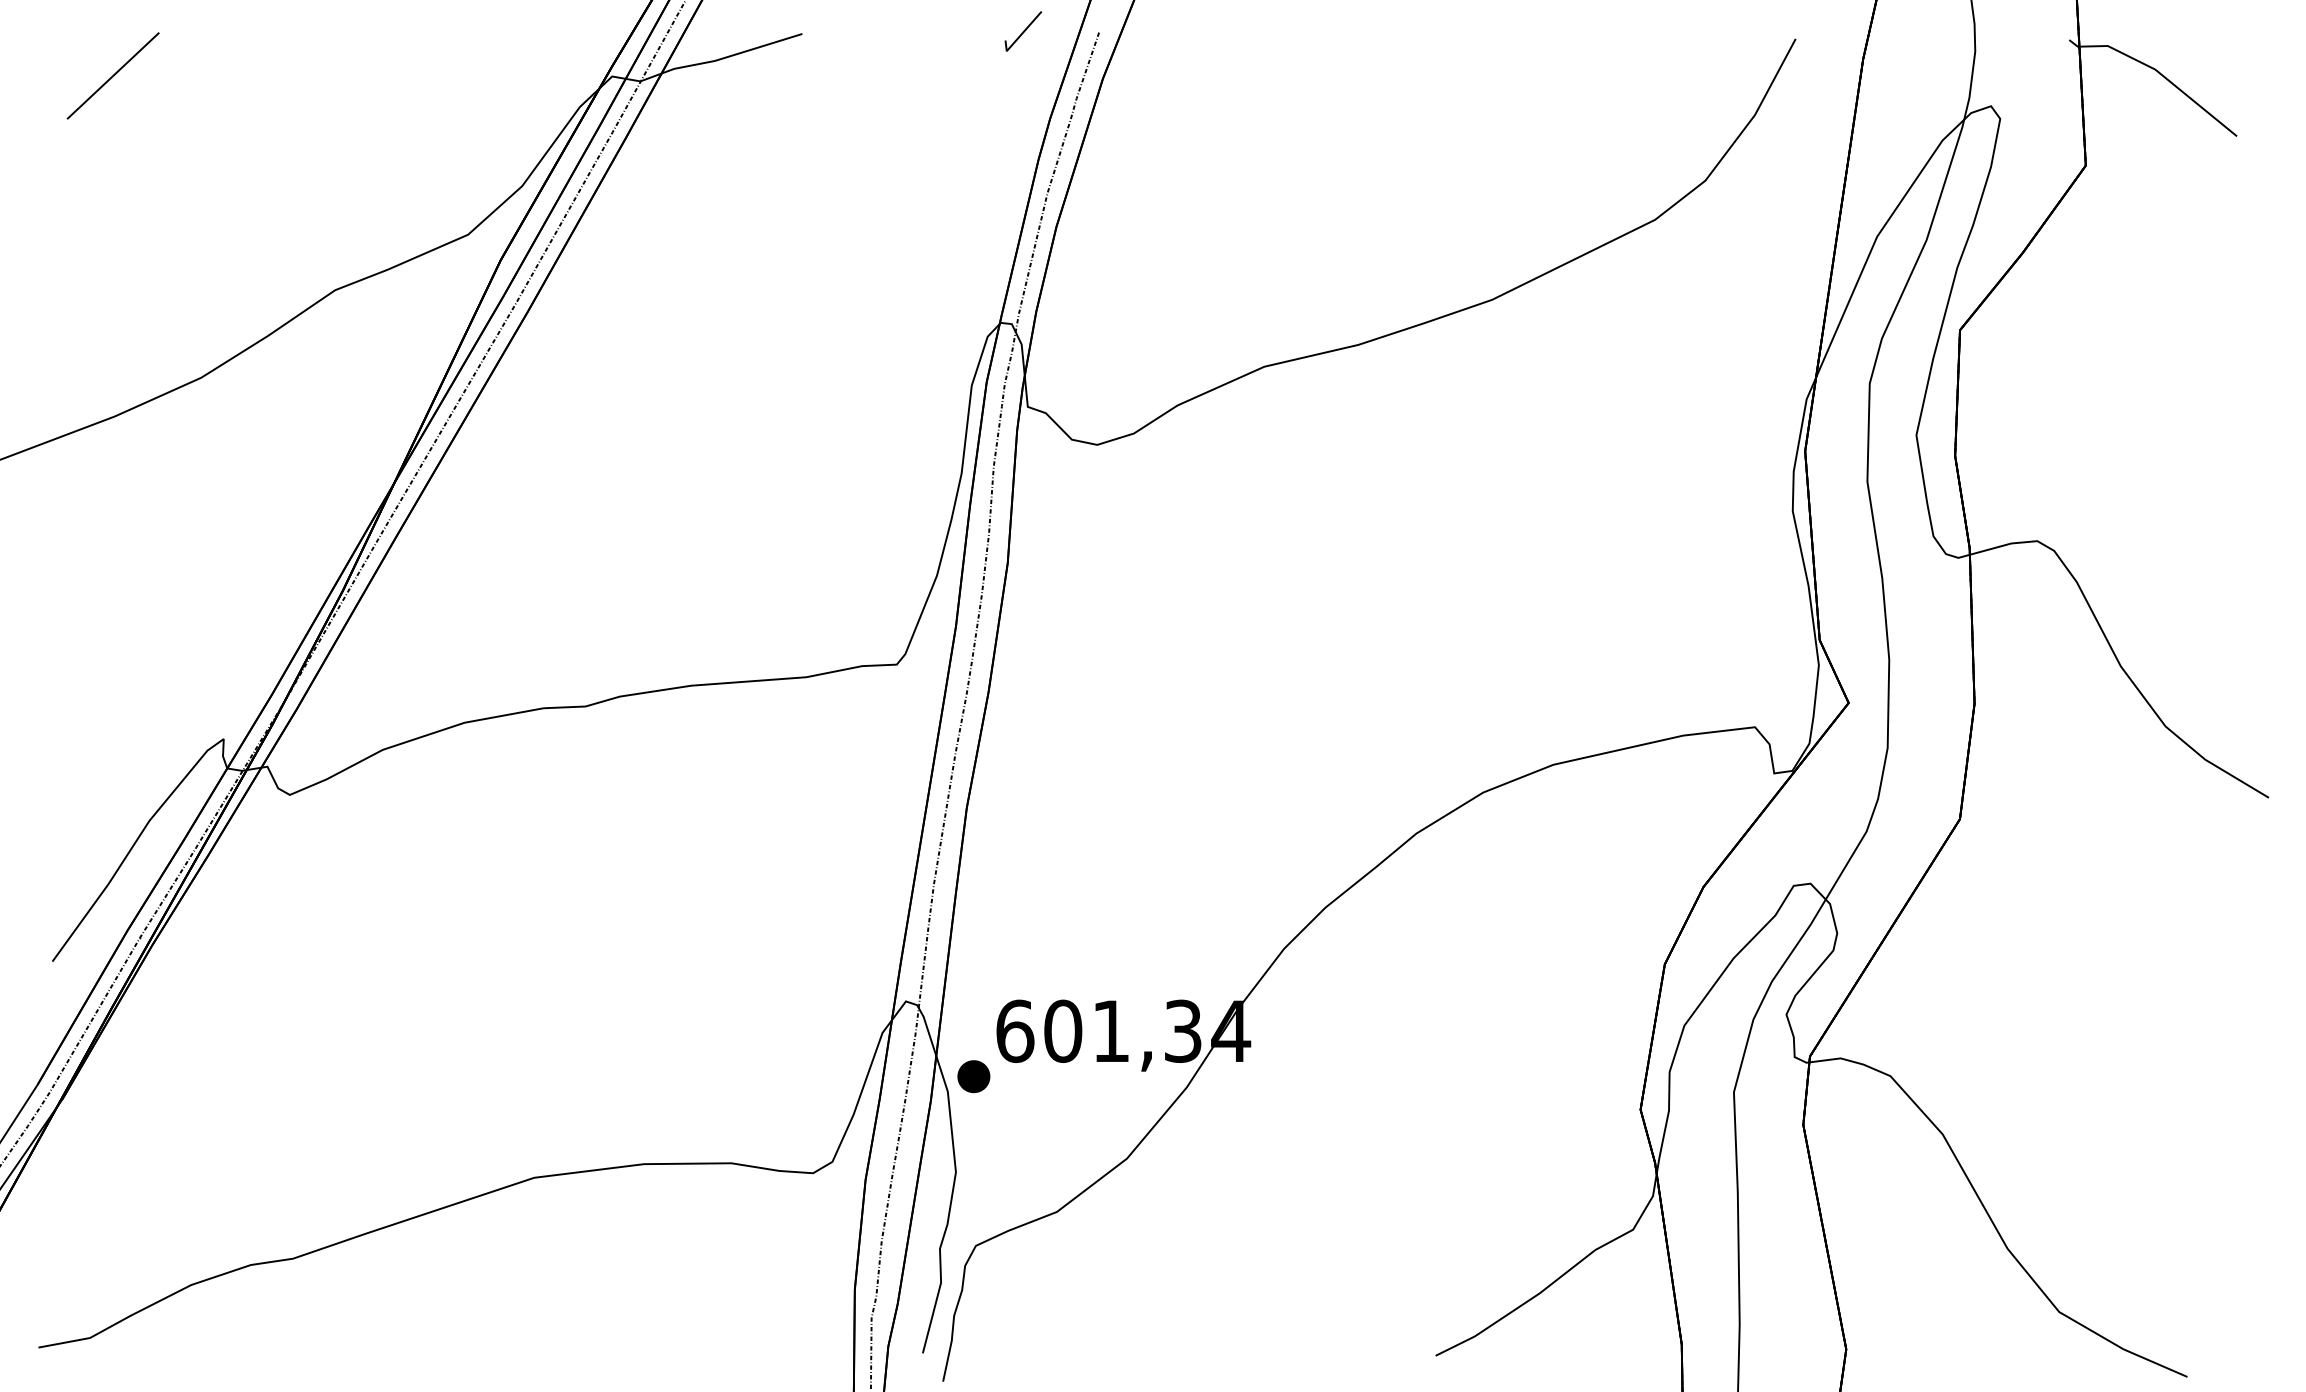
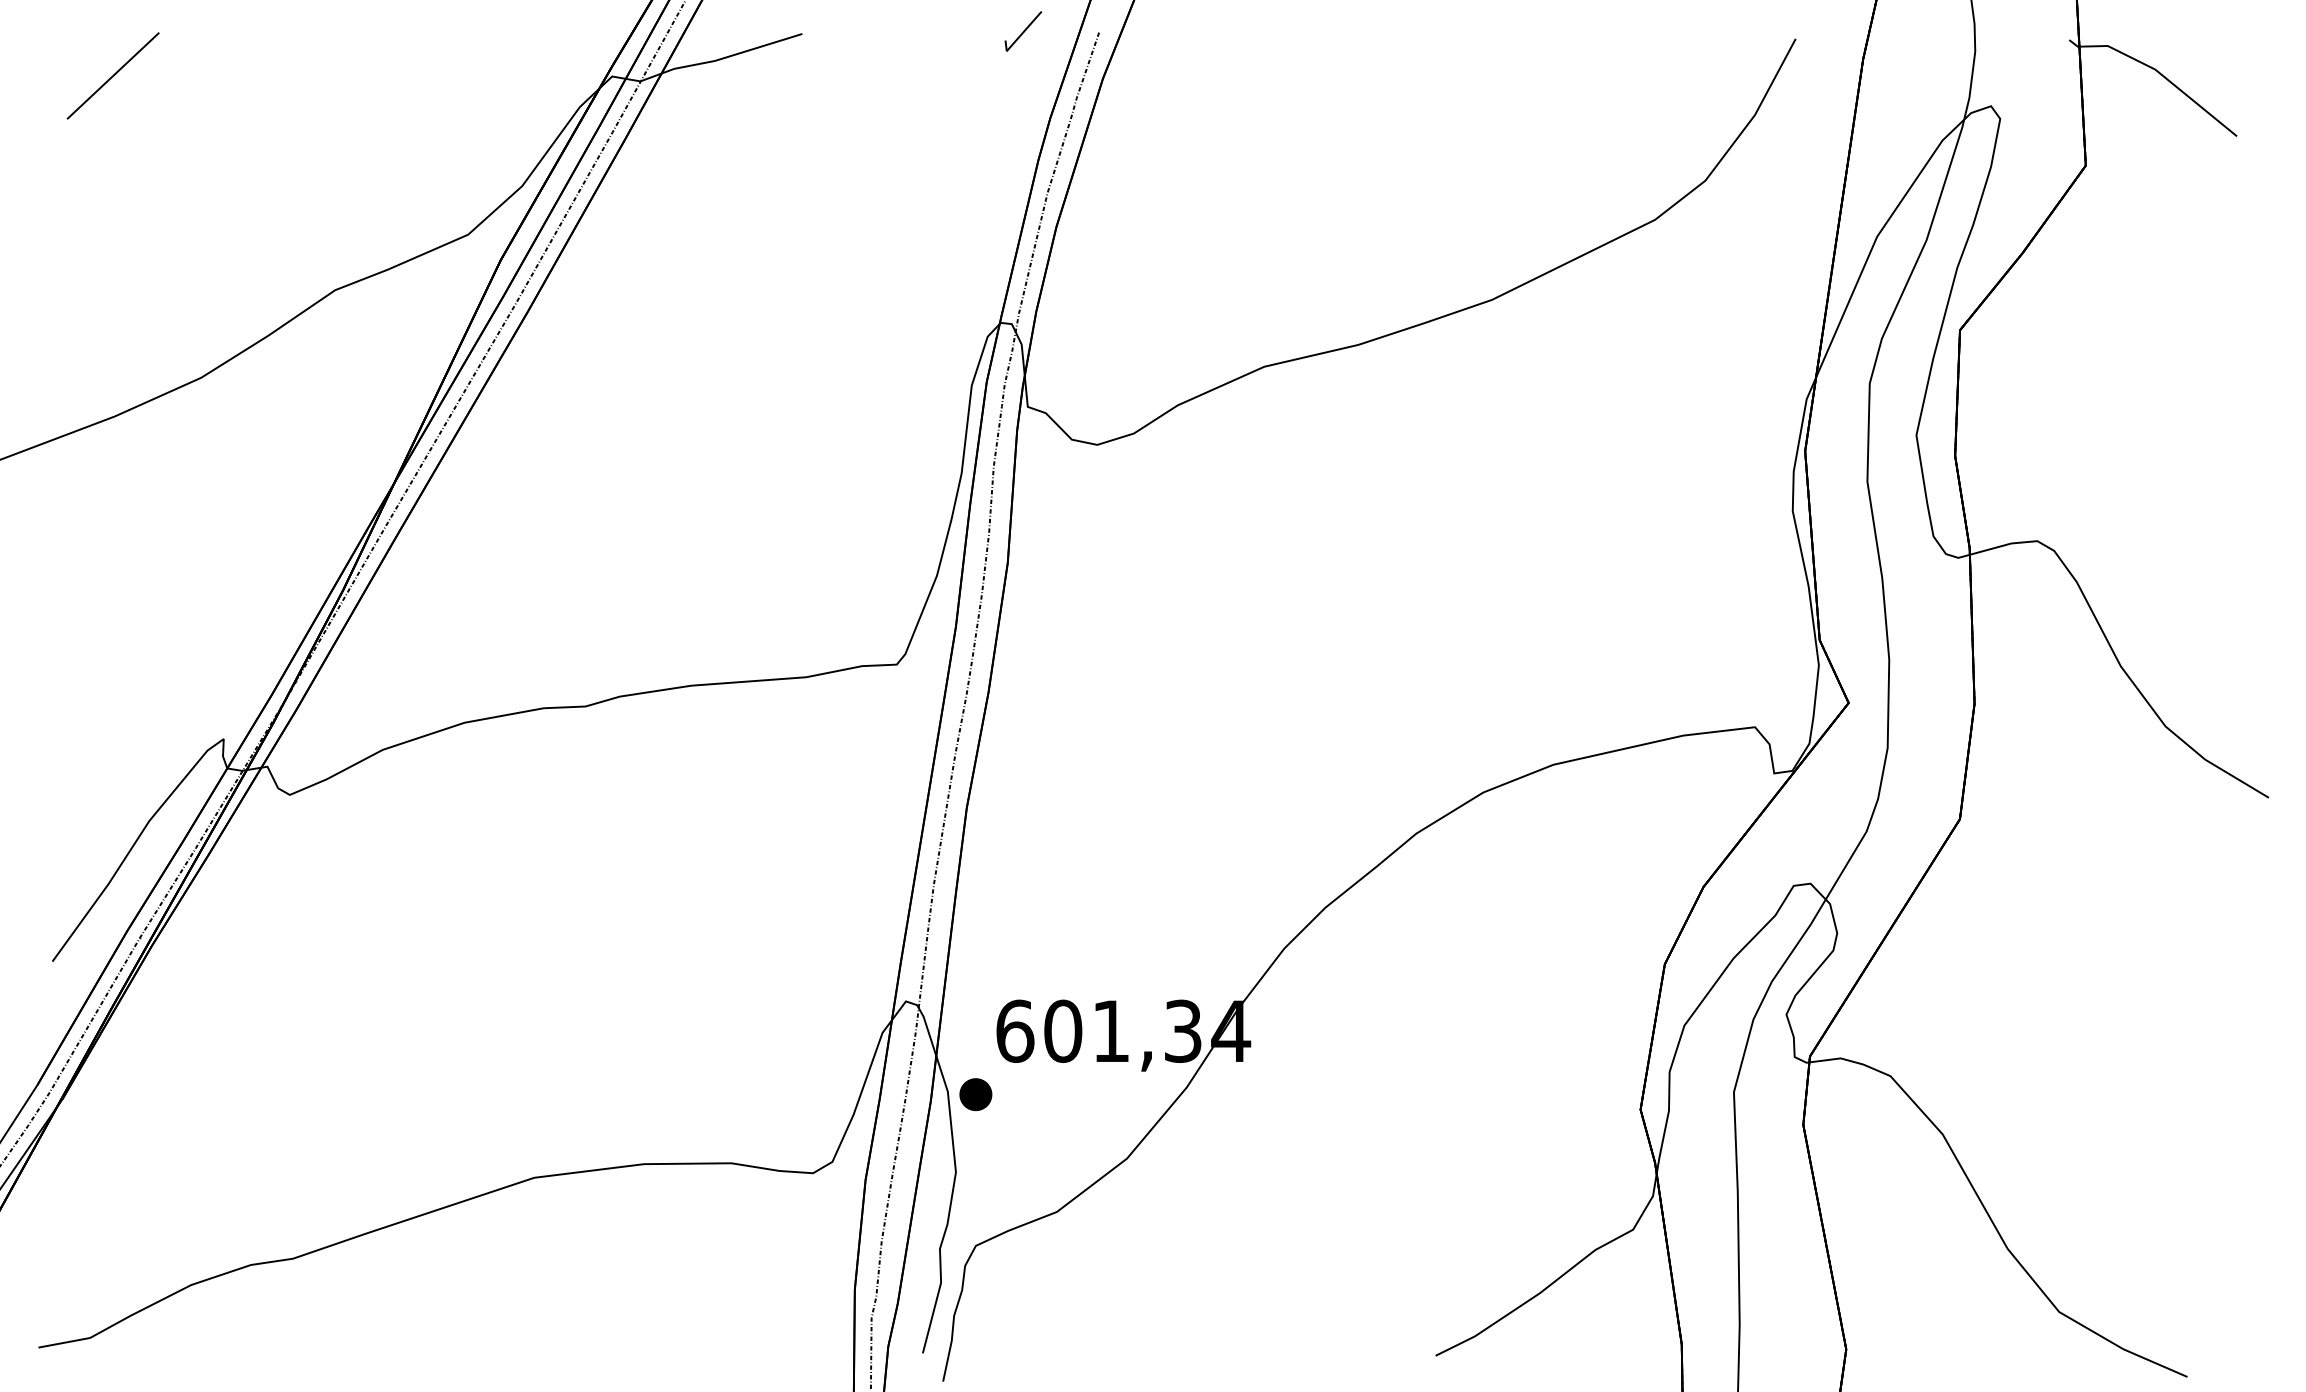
part position: (973, 1076) -> (975, 1094) (975, 1094)
